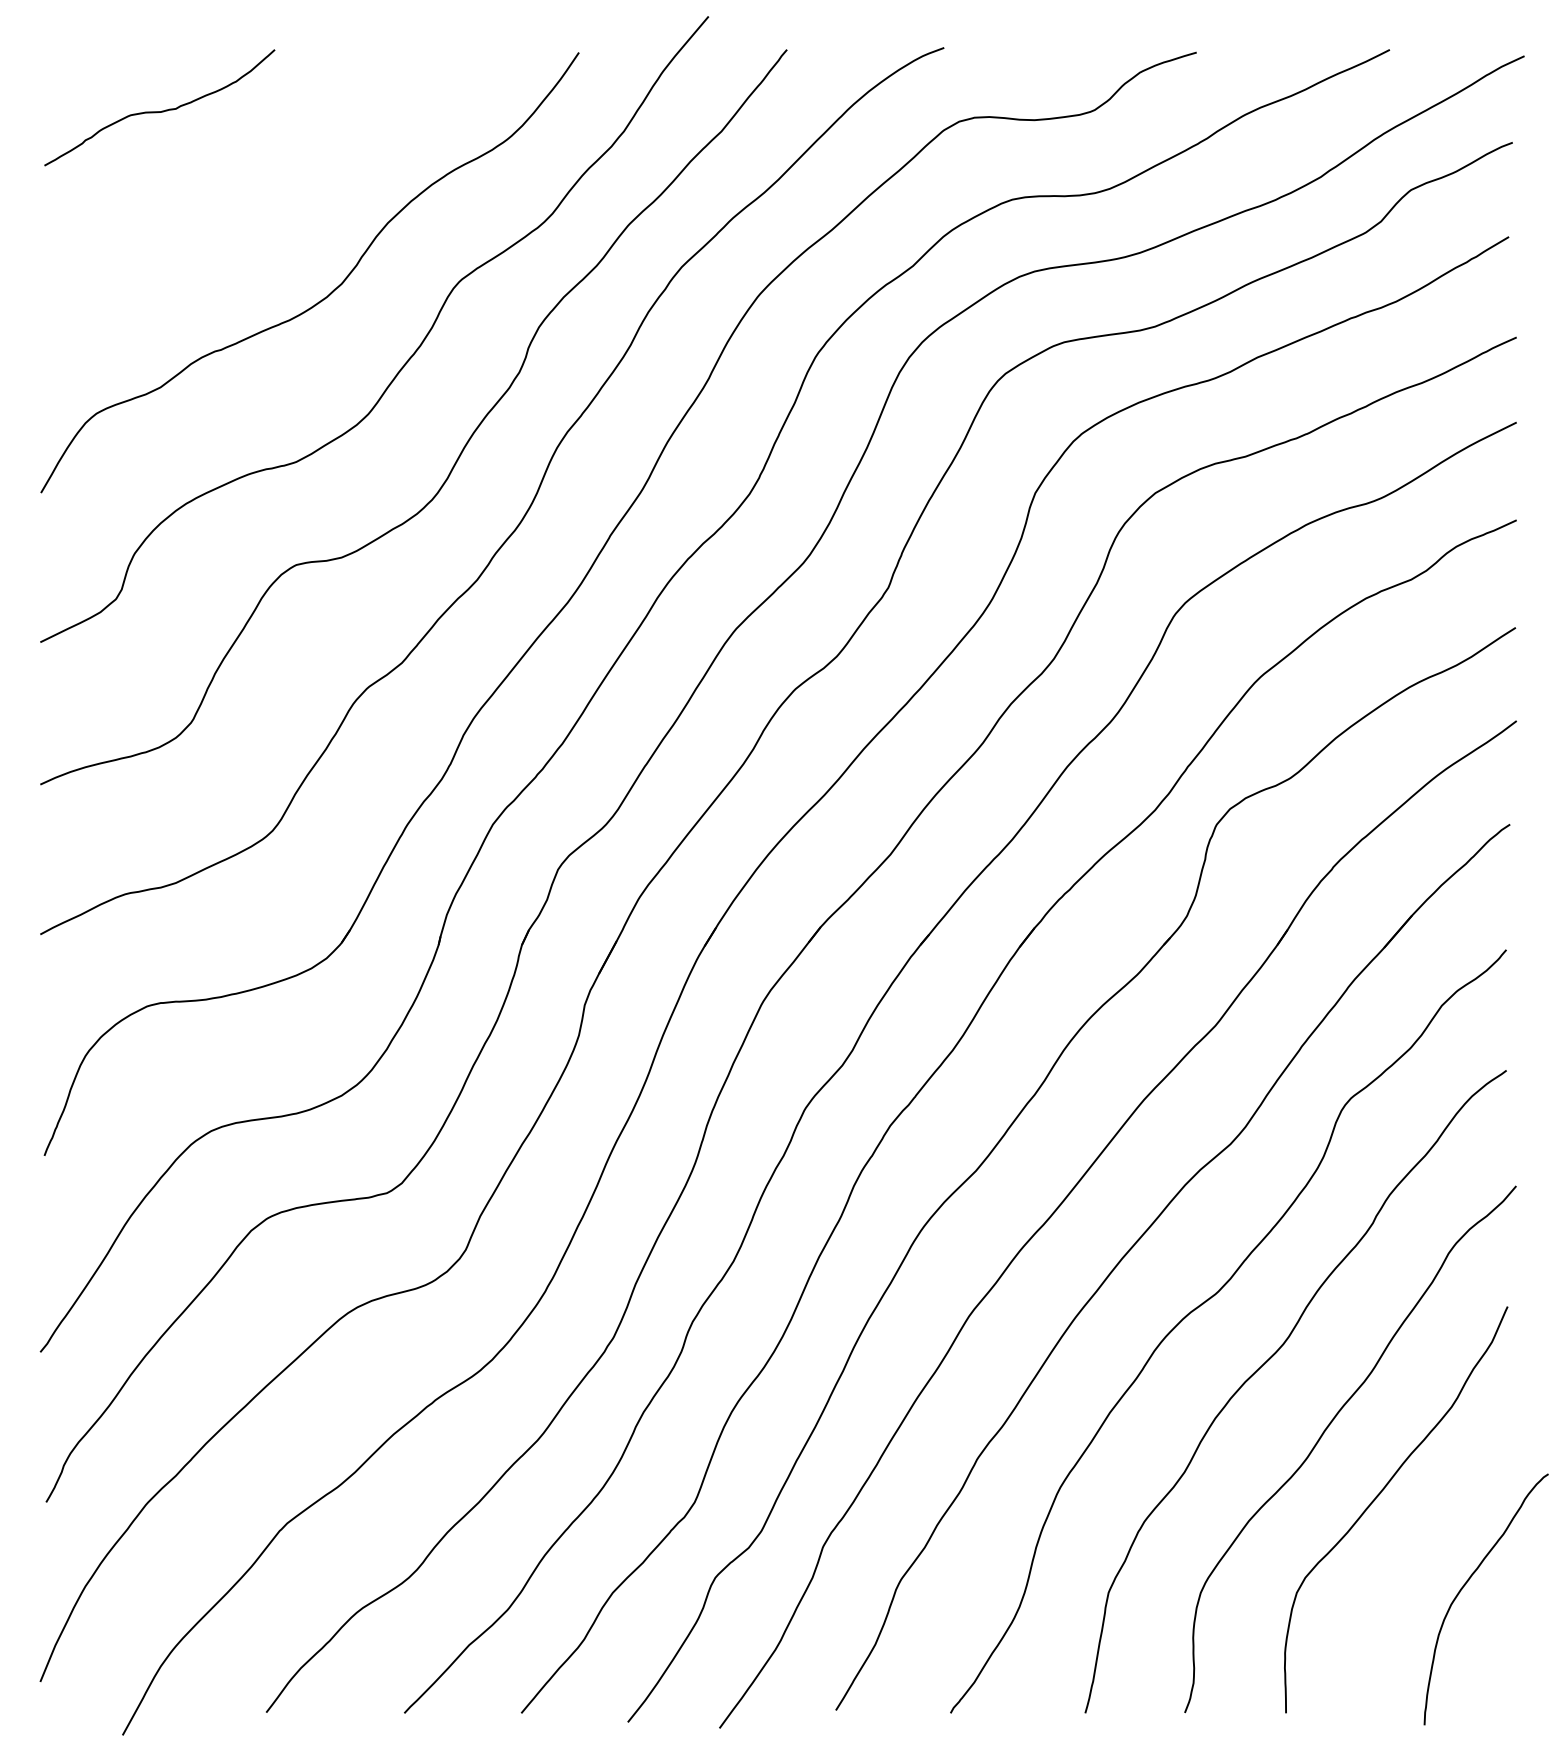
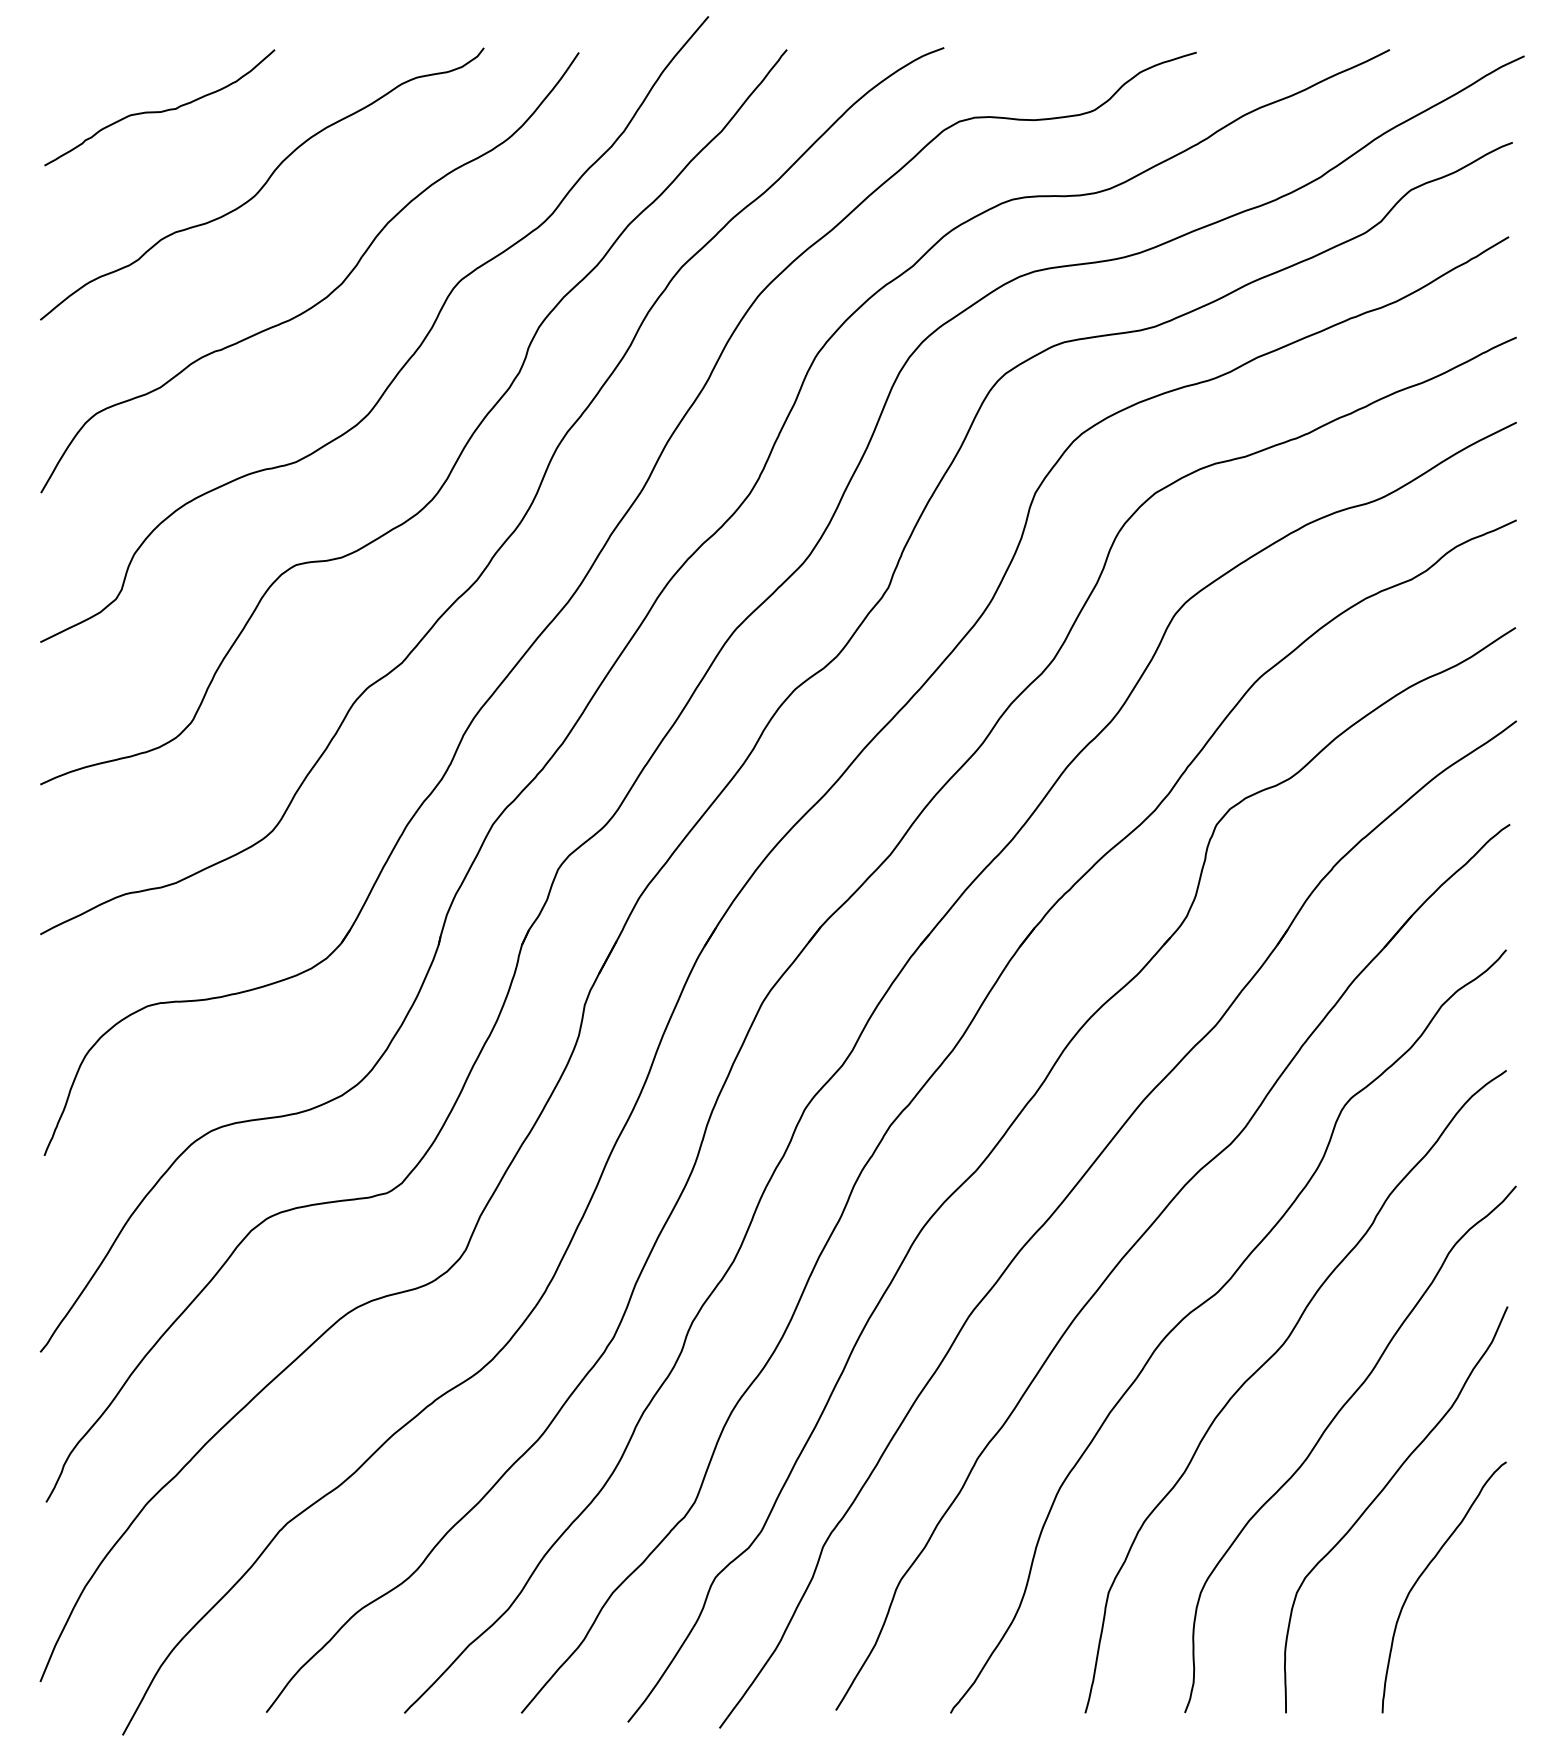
curve: none -> present (263, 184)
curve position: (1466, 1584) -> (1424, 1572) (1424, 1572)
